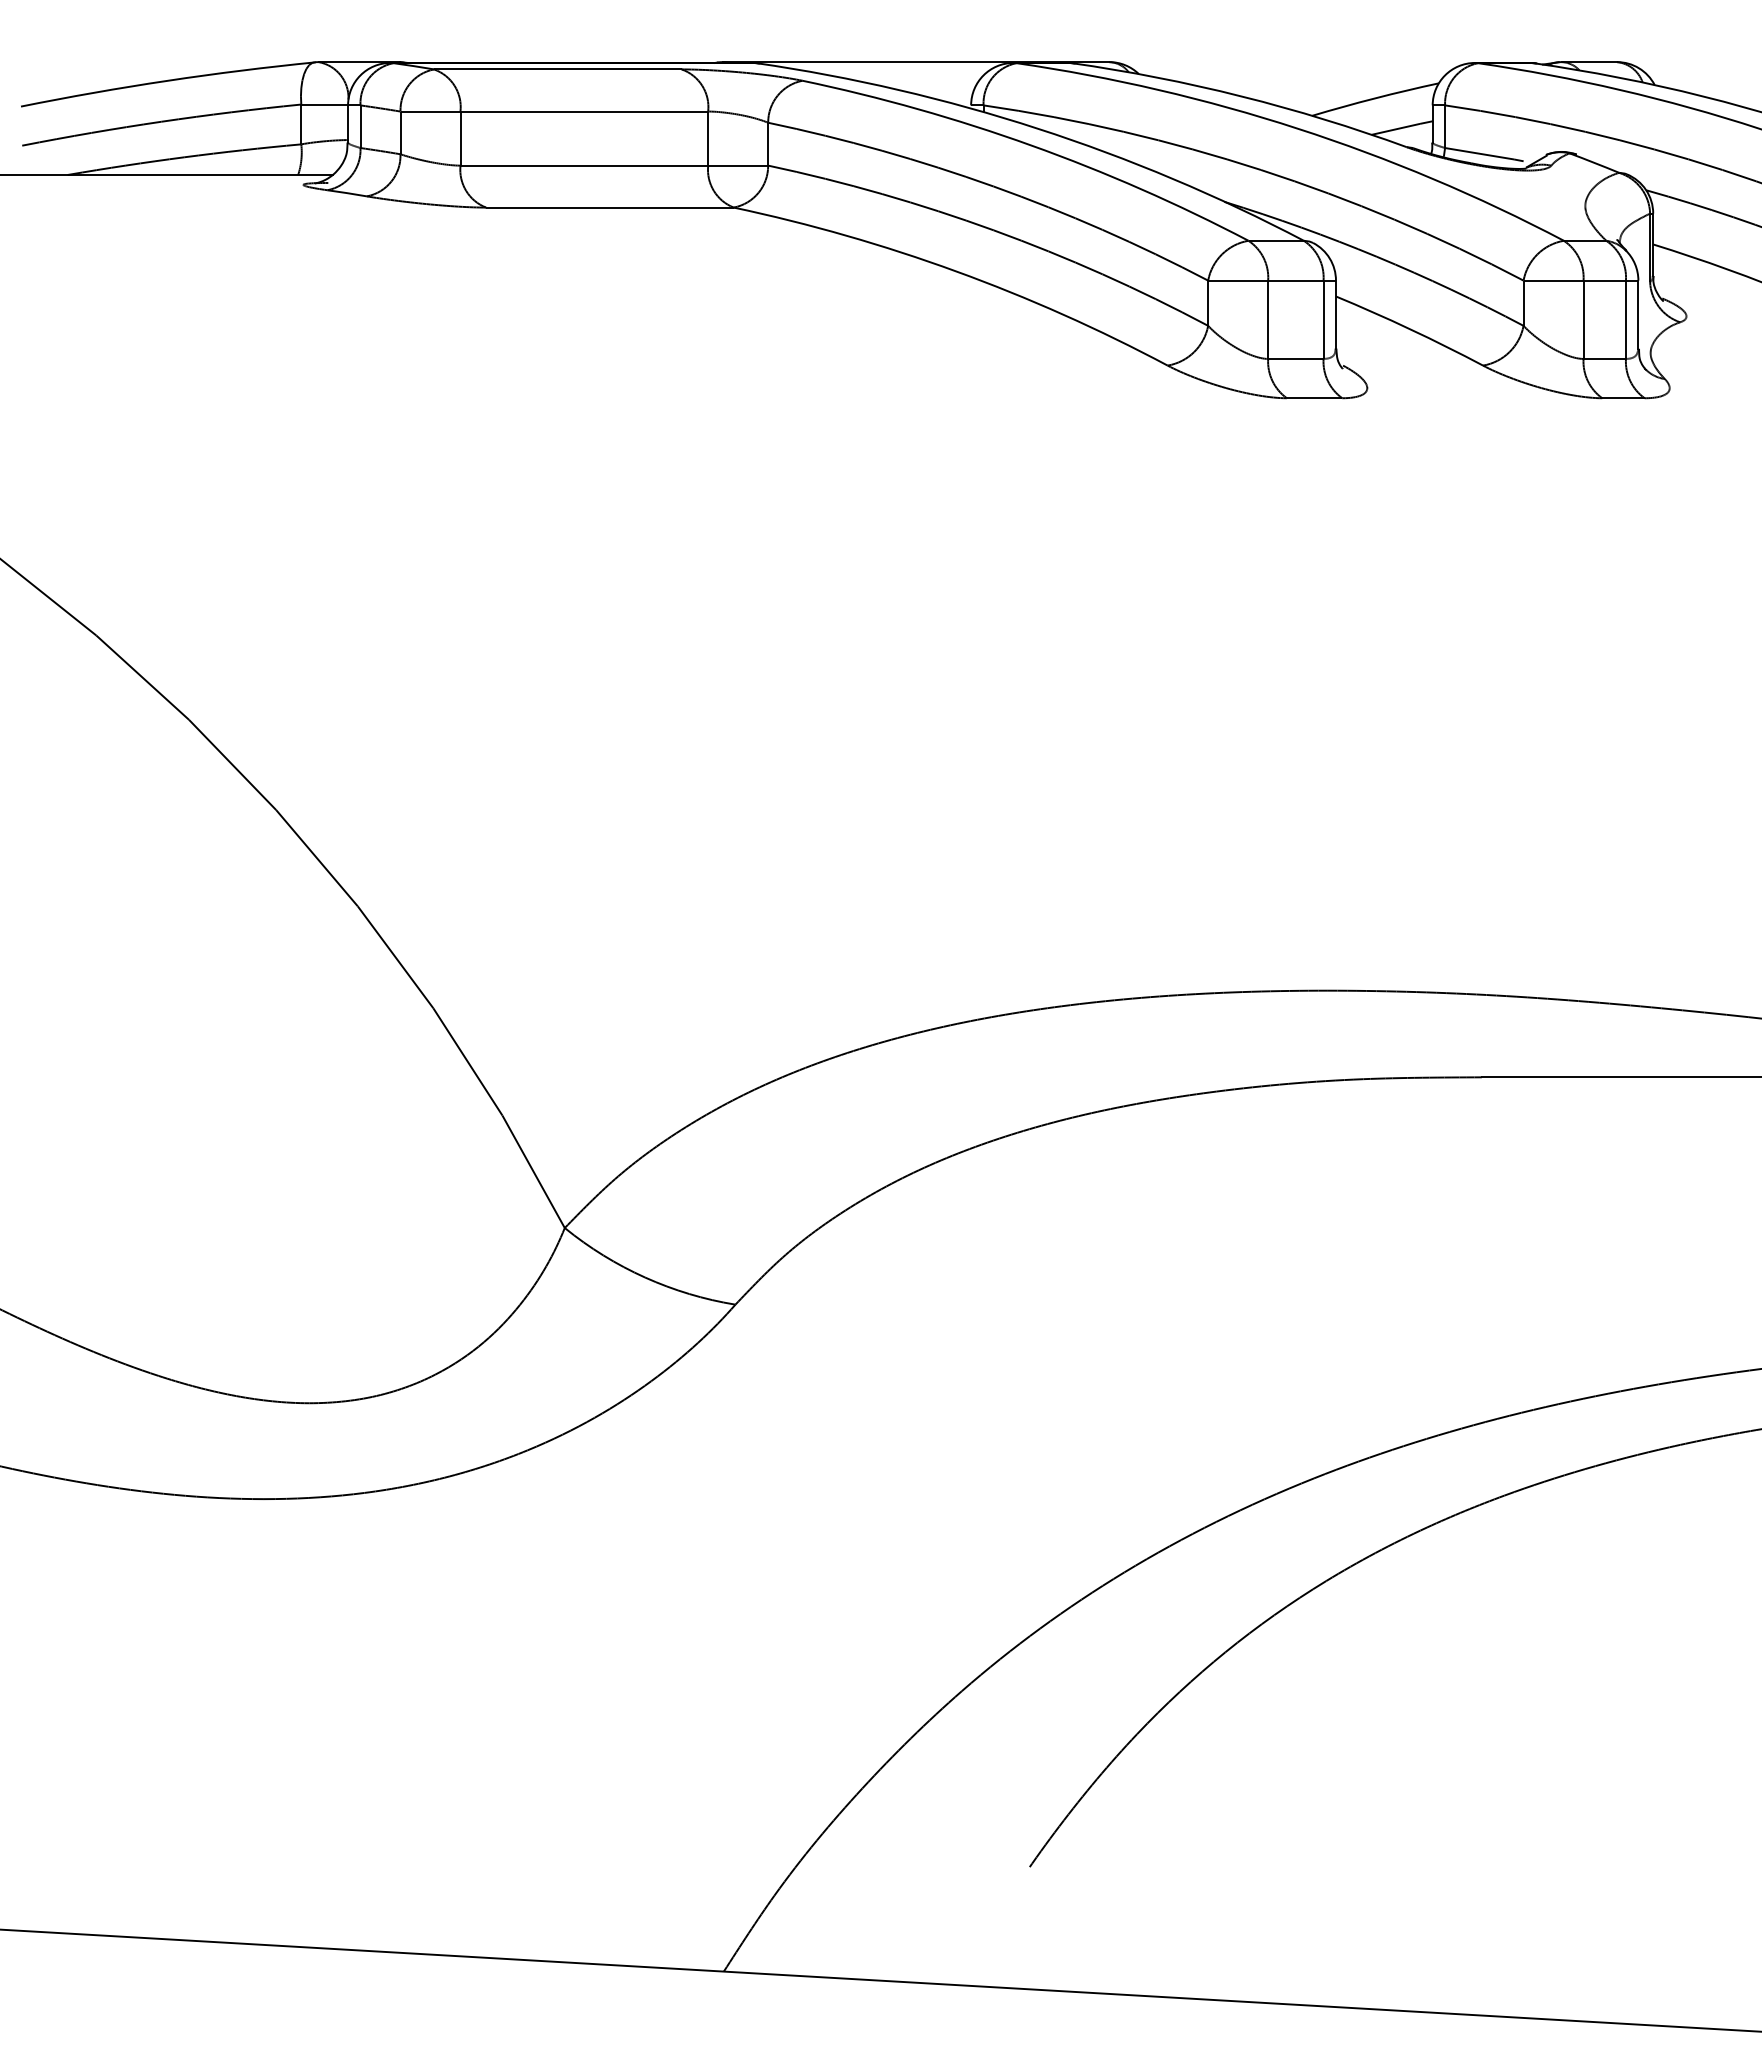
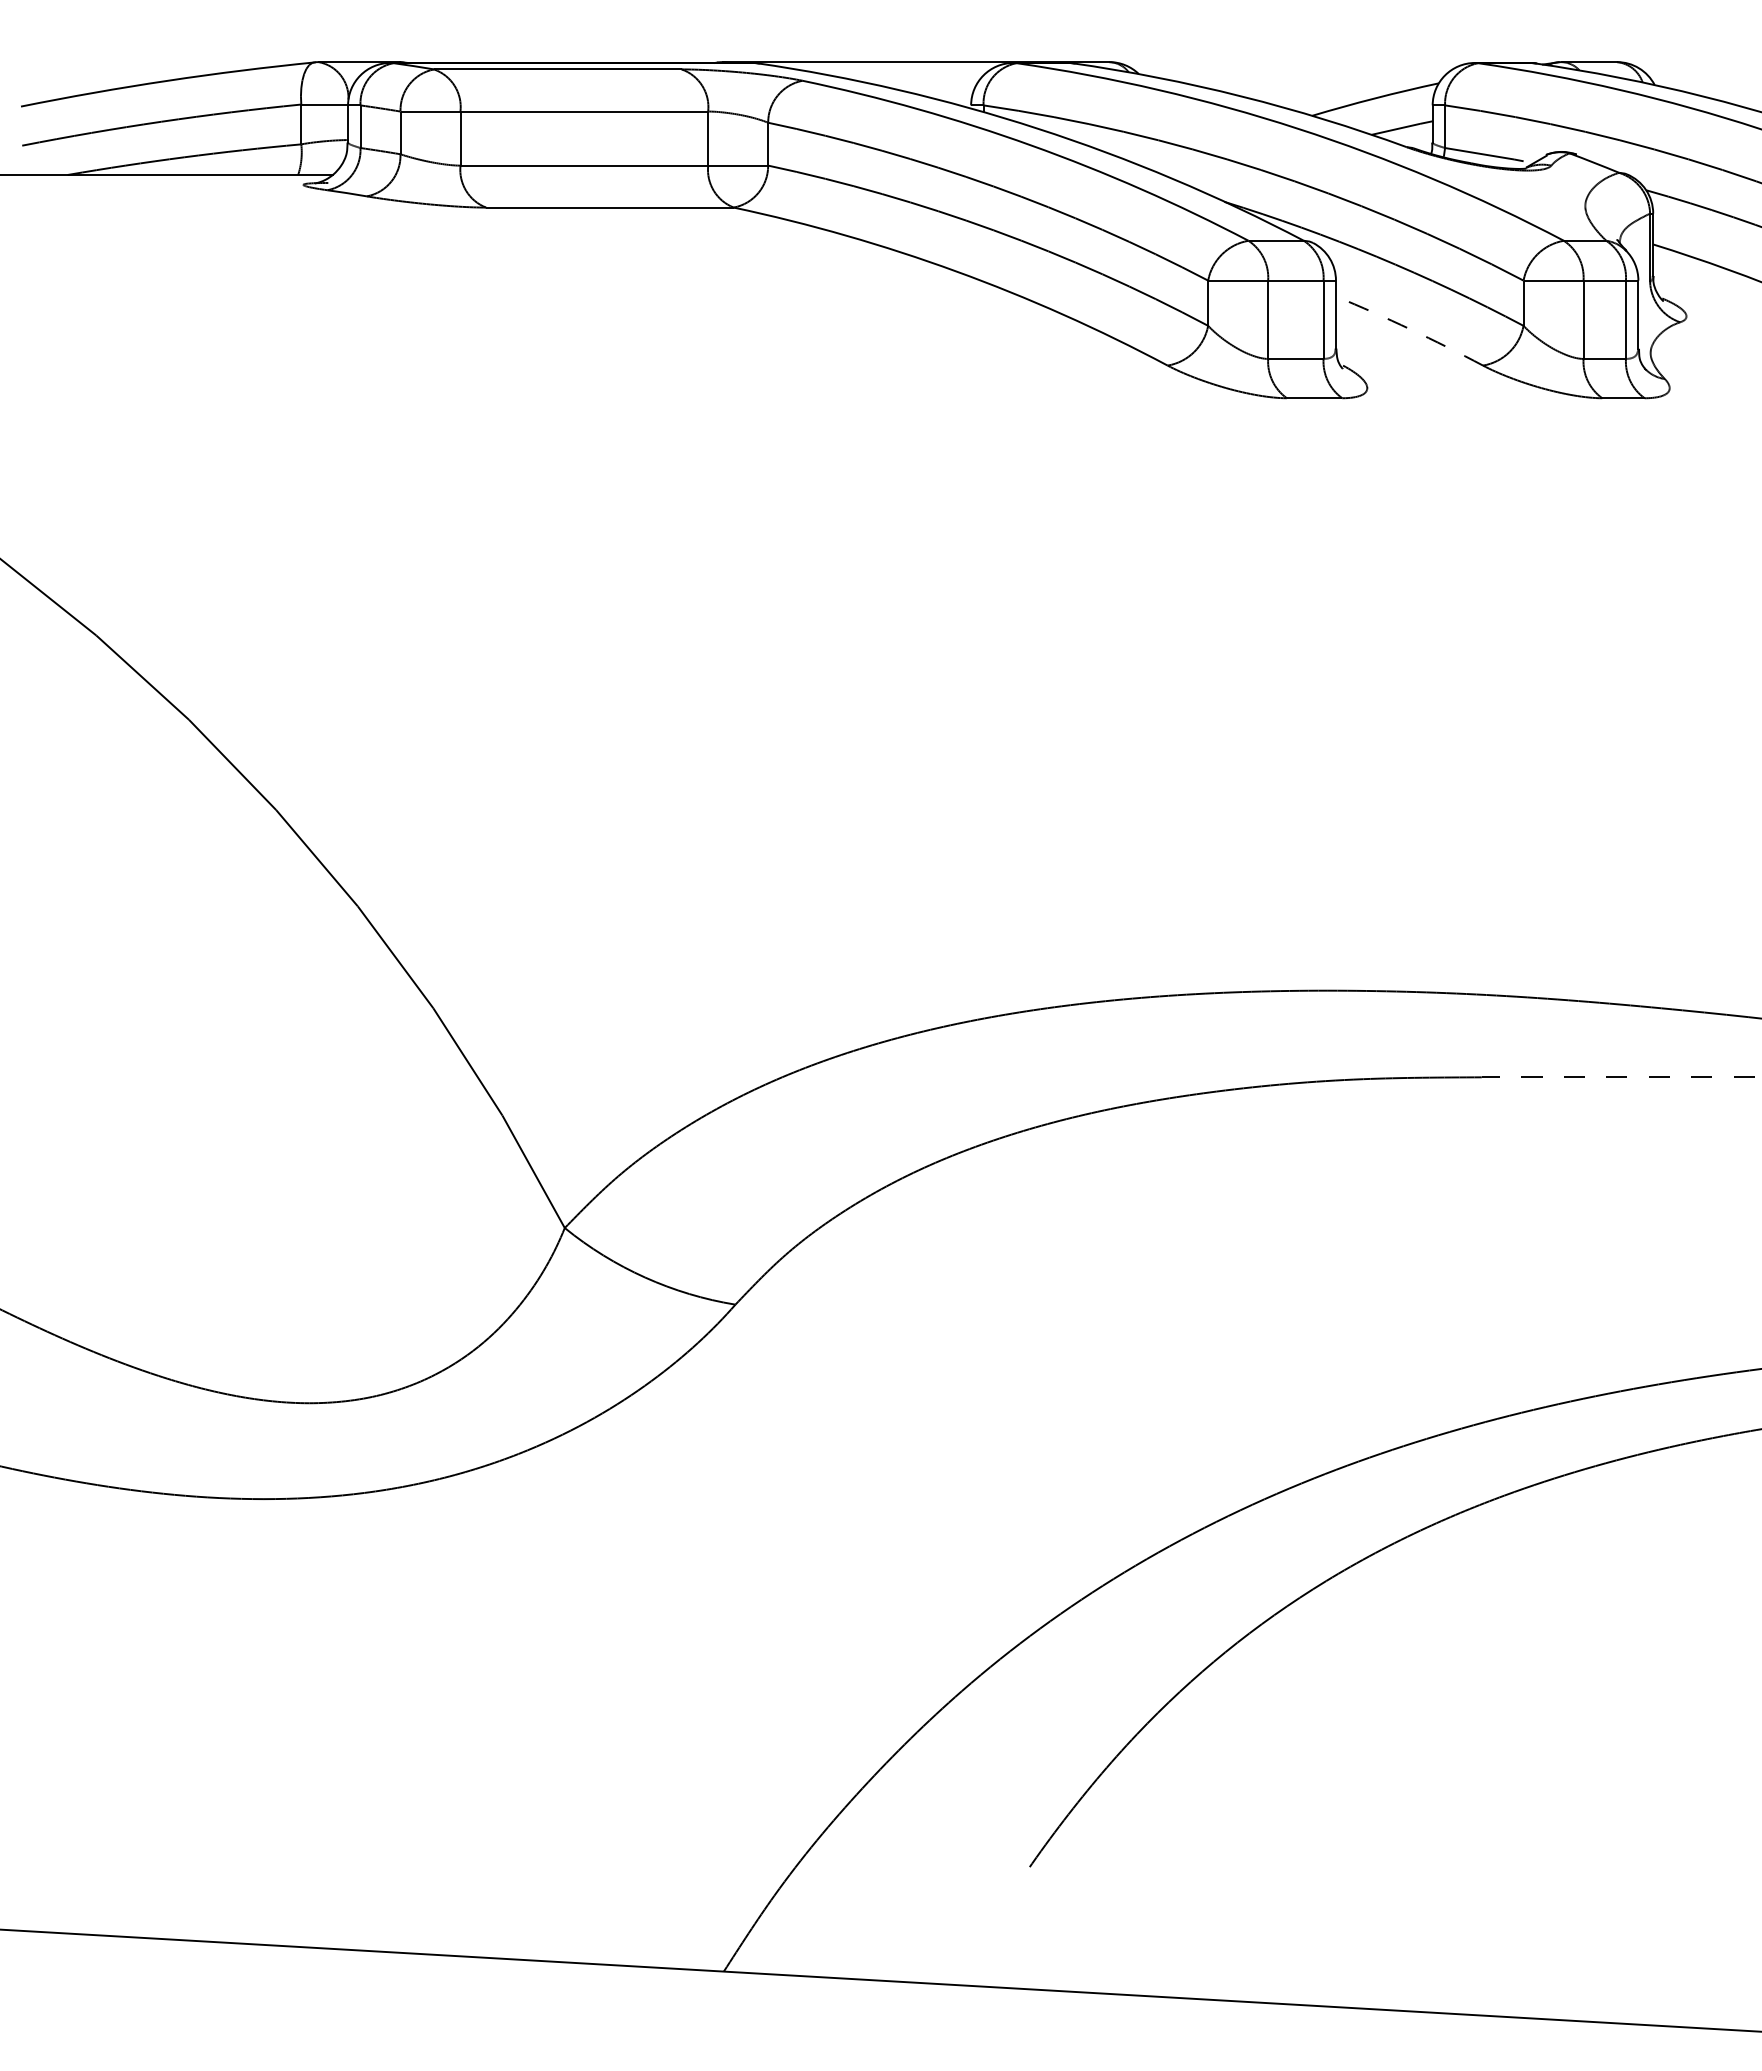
arc: solid -> dashed (1410, 329)
line: solid -> dashed (1621, 1076)
